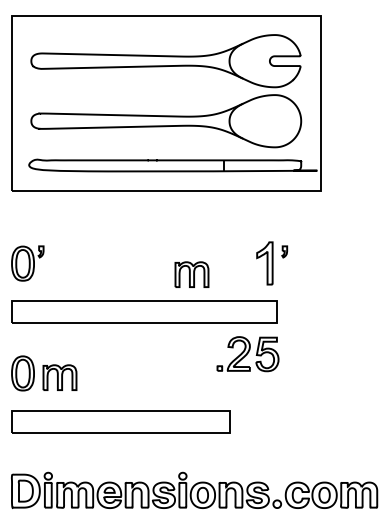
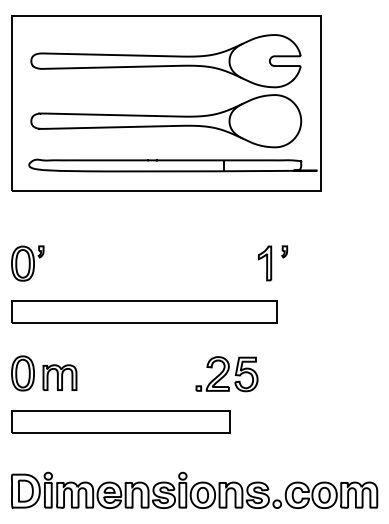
part size: 18x45 px -> 15x37 px (265, 263)
part: present -> none (191, 274)
part position: (247, 354) -> (226, 374) (226, 374)
